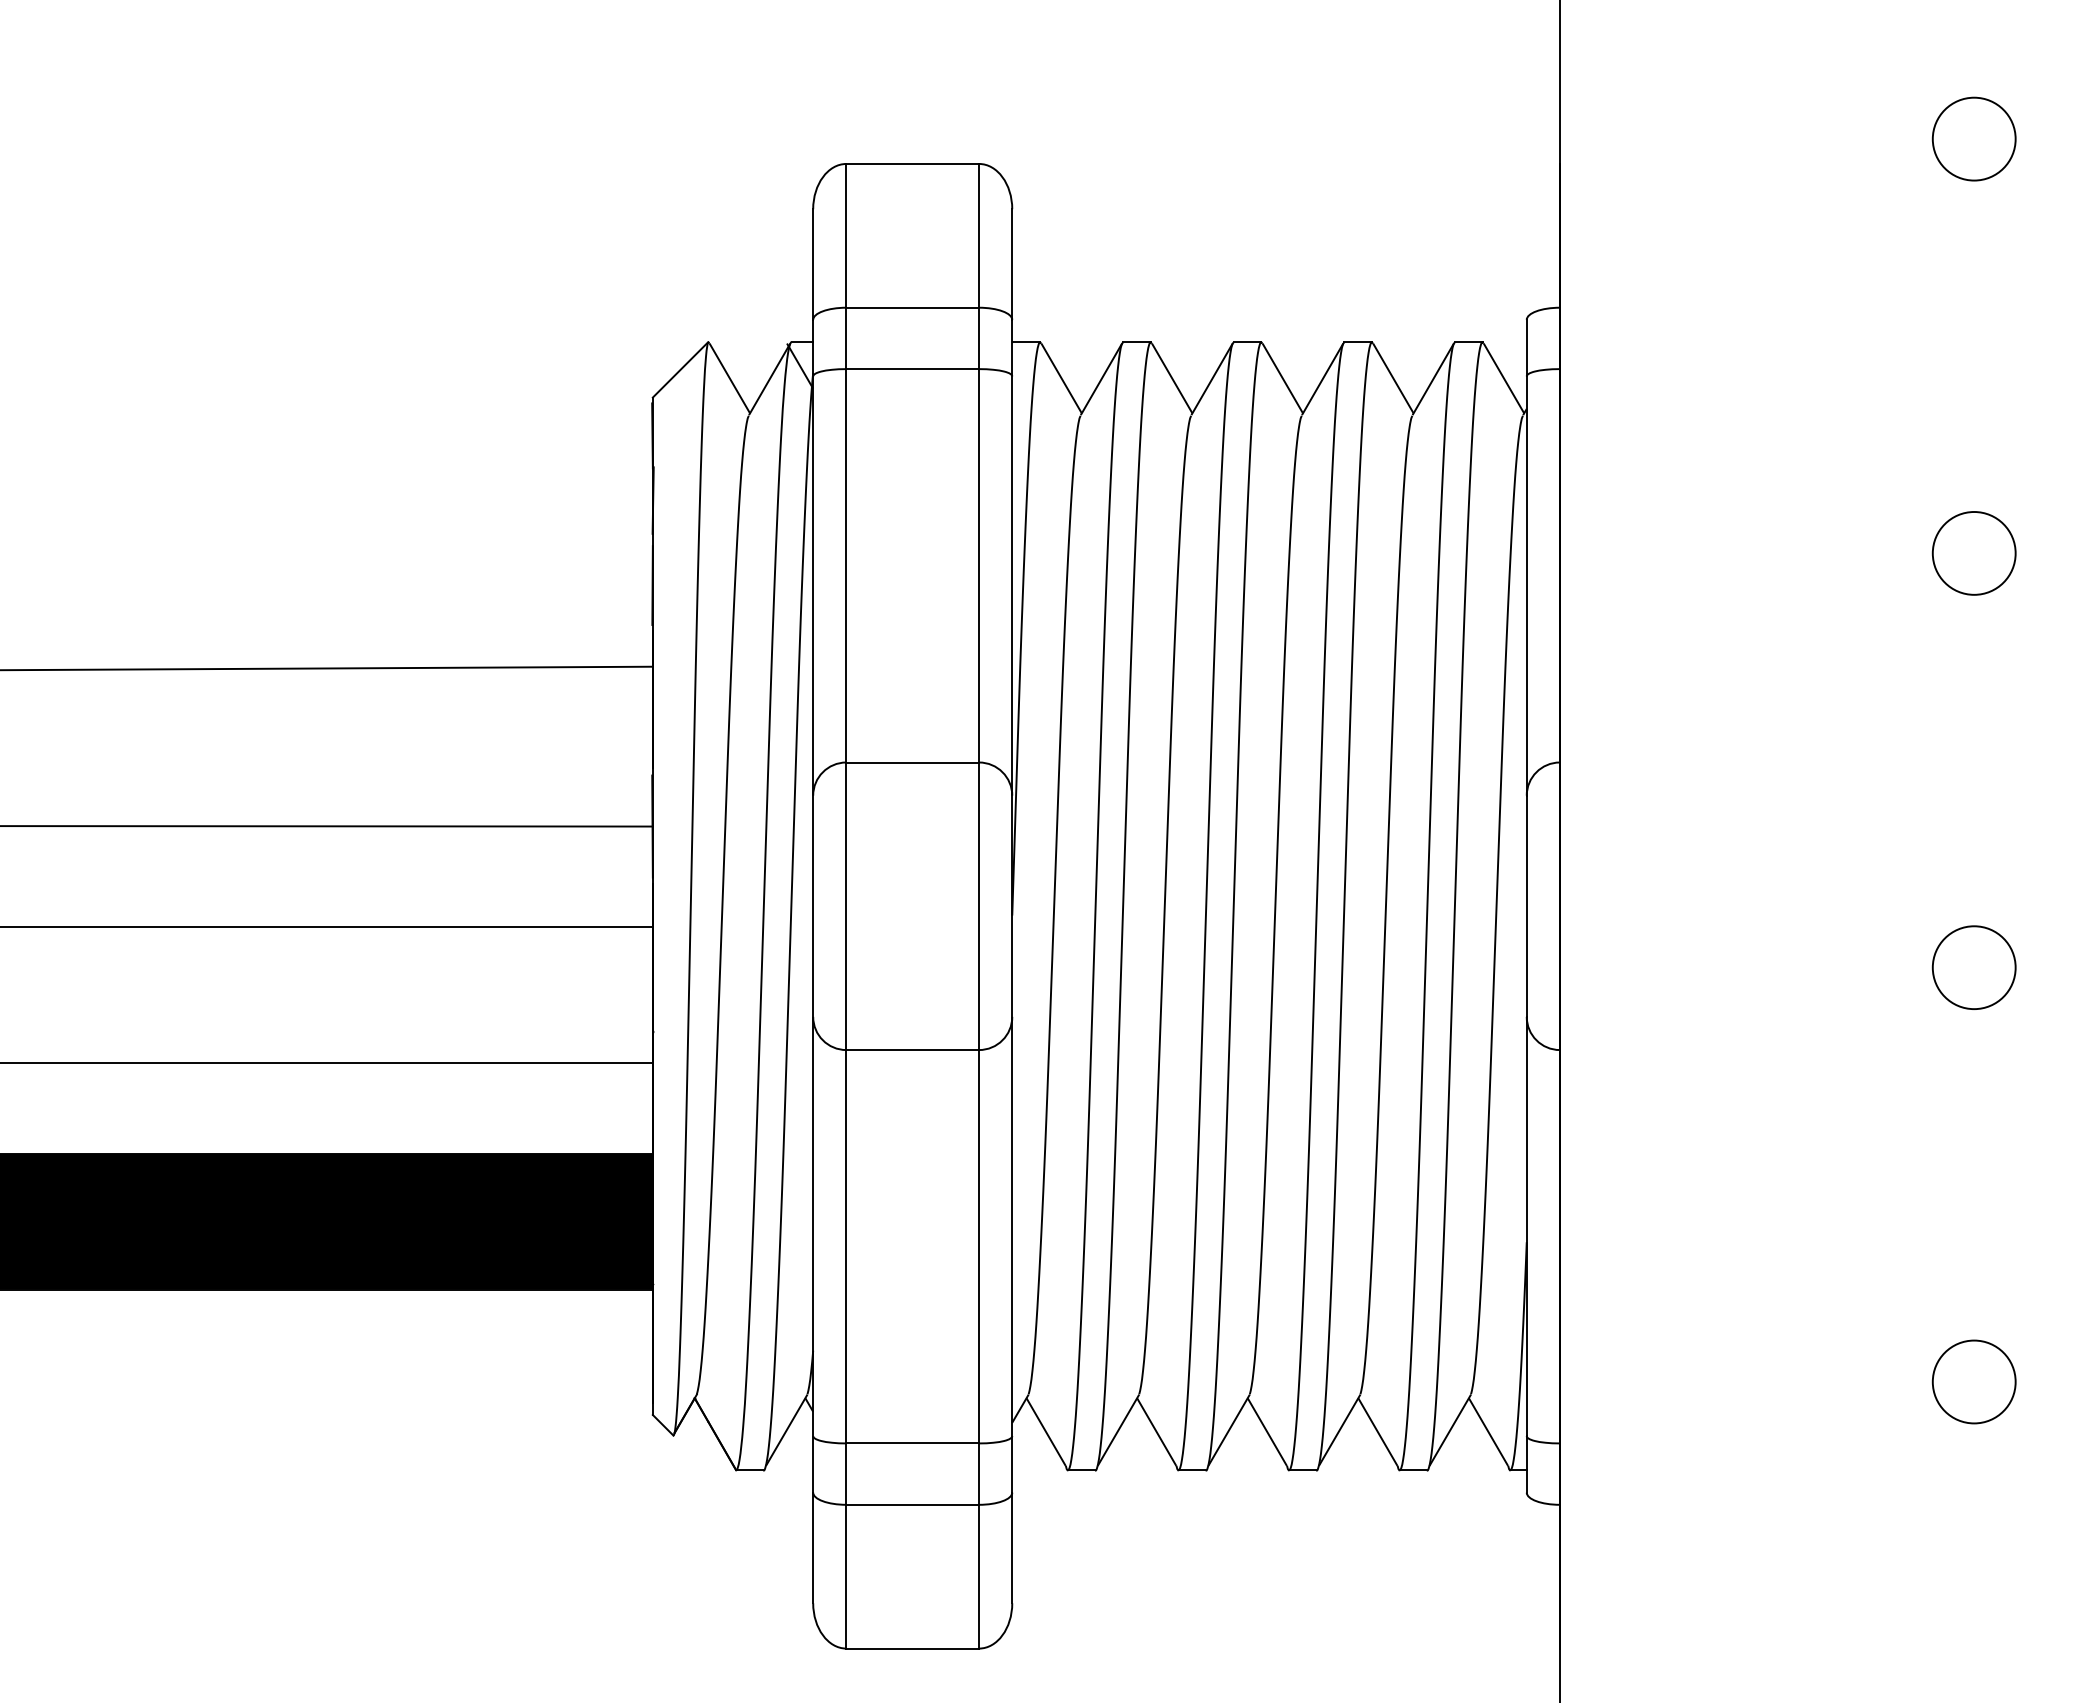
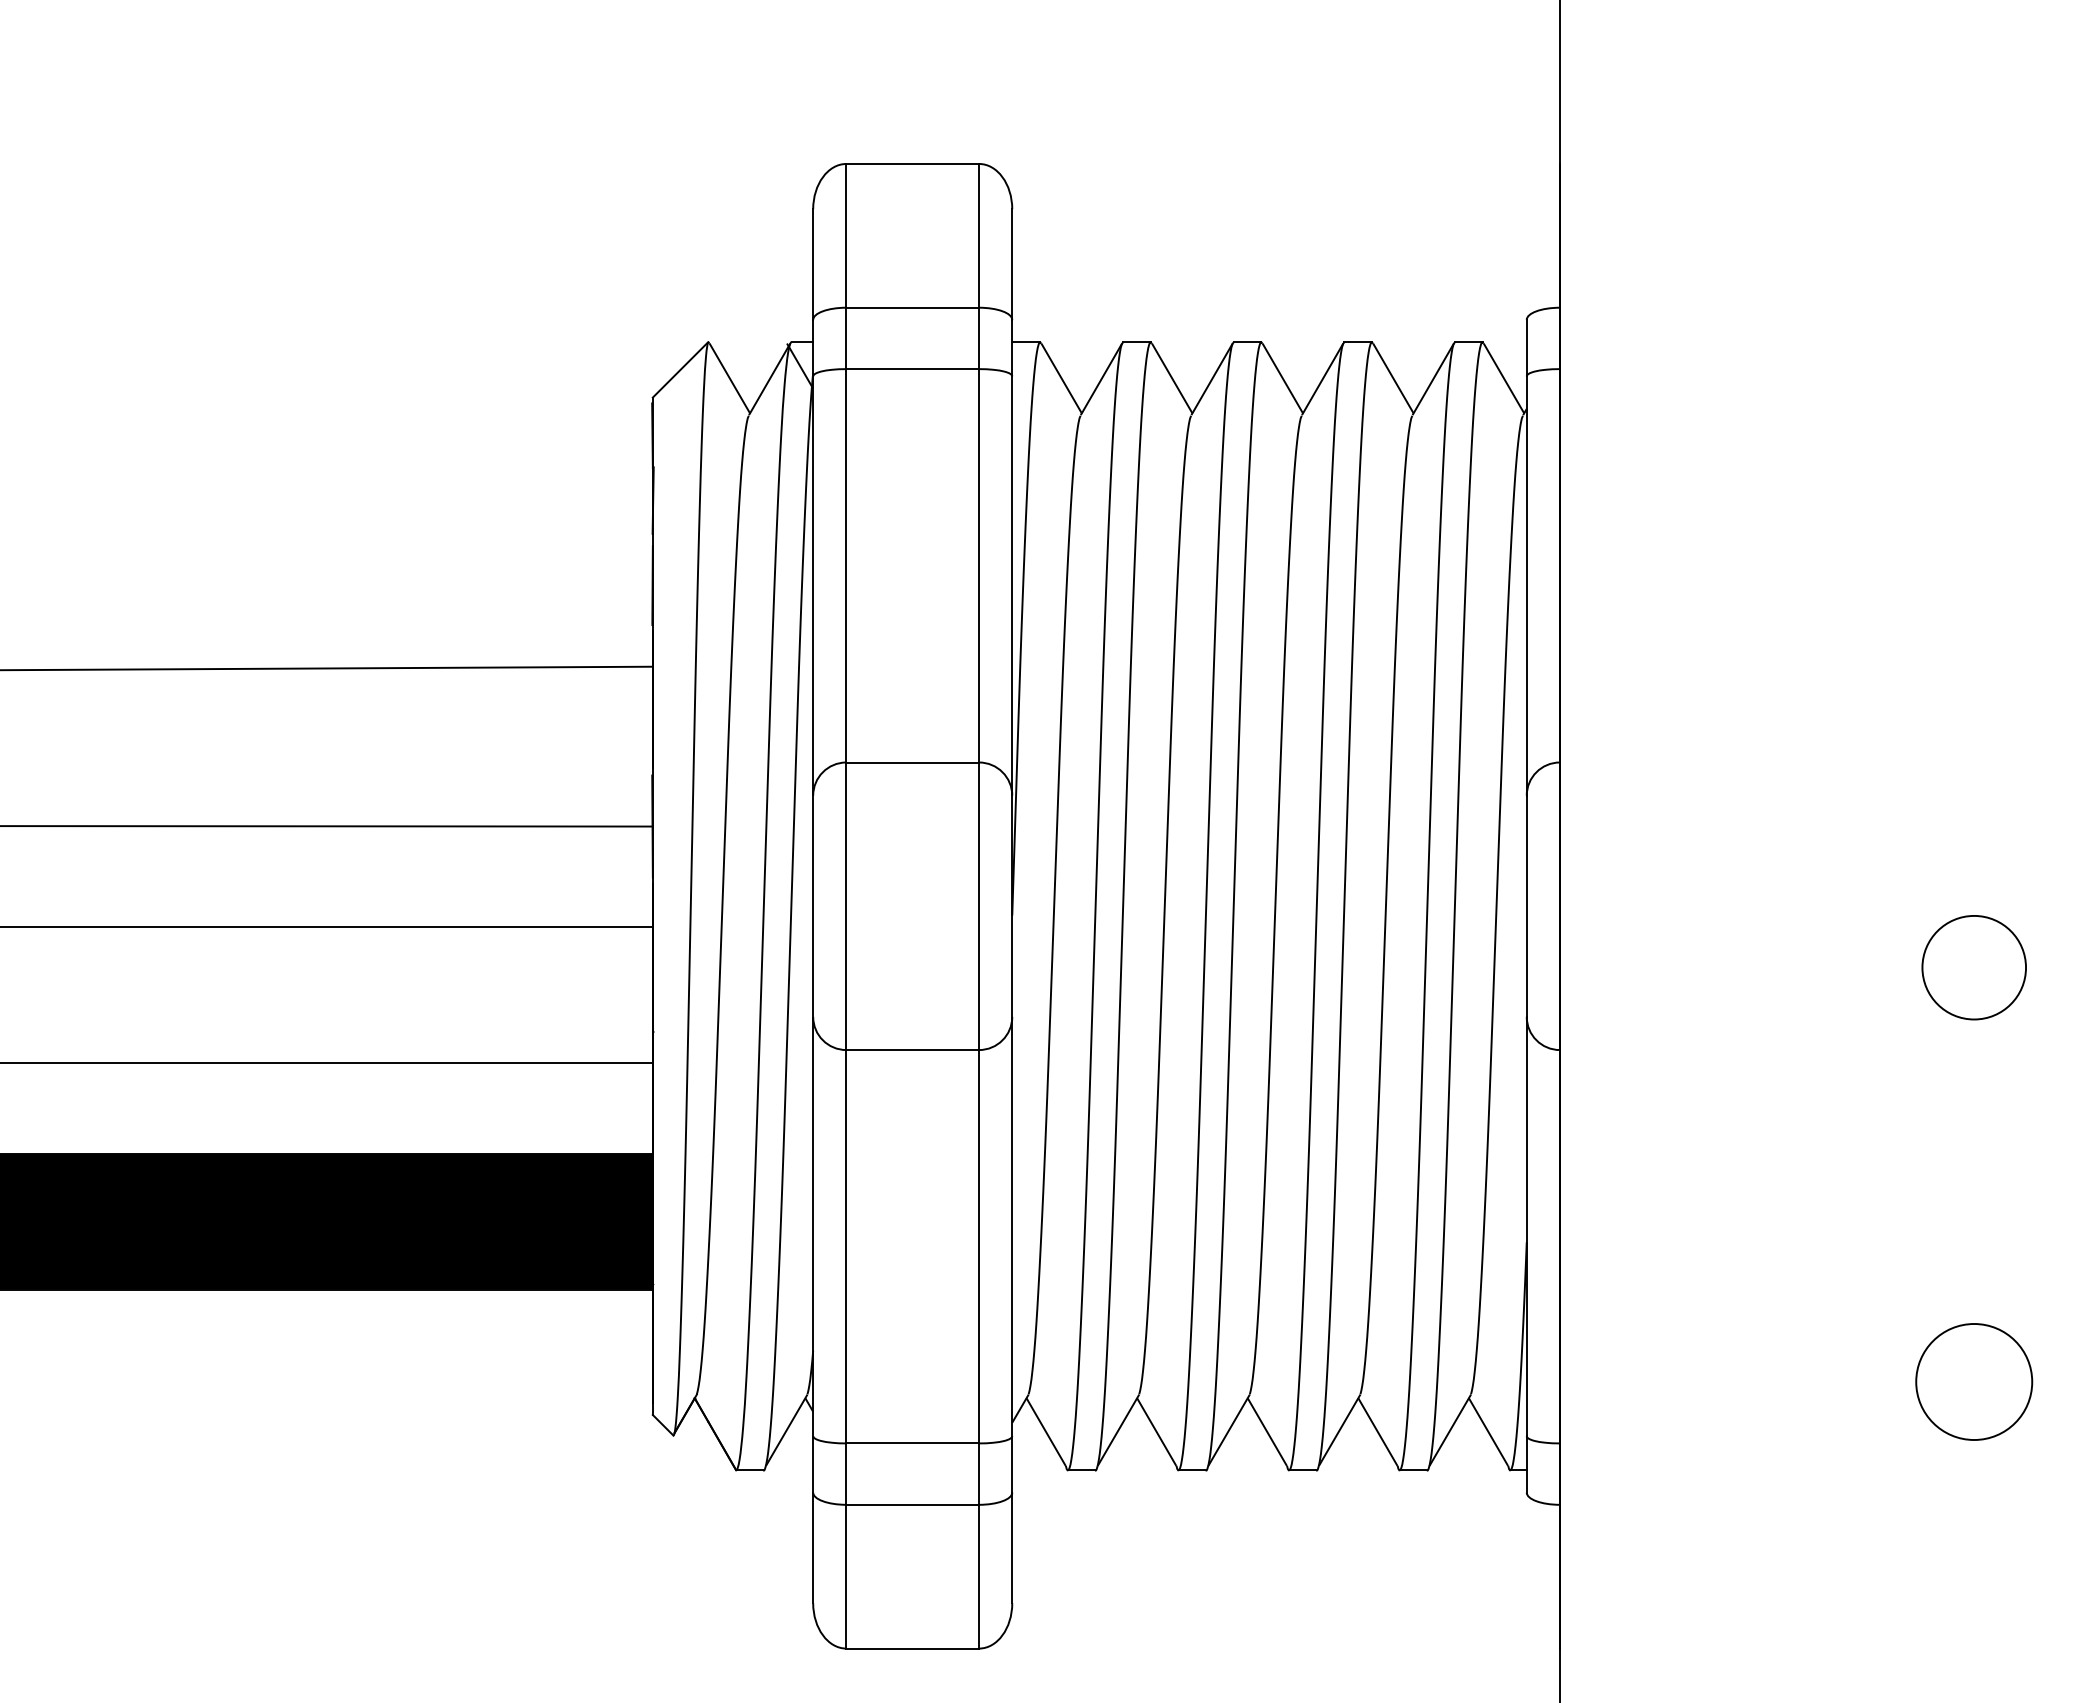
circle: present -> none (1973, 138)
circle: present -> none (1973, 553)
circle diameter: 83 px -> 104 px (1974, 967)
circle diameter: 83 px -> 116 px (1974, 1382)
